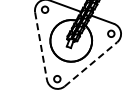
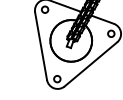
line: dashed -> solid (41, 46)
line: dashed -> solid (91, 64)
